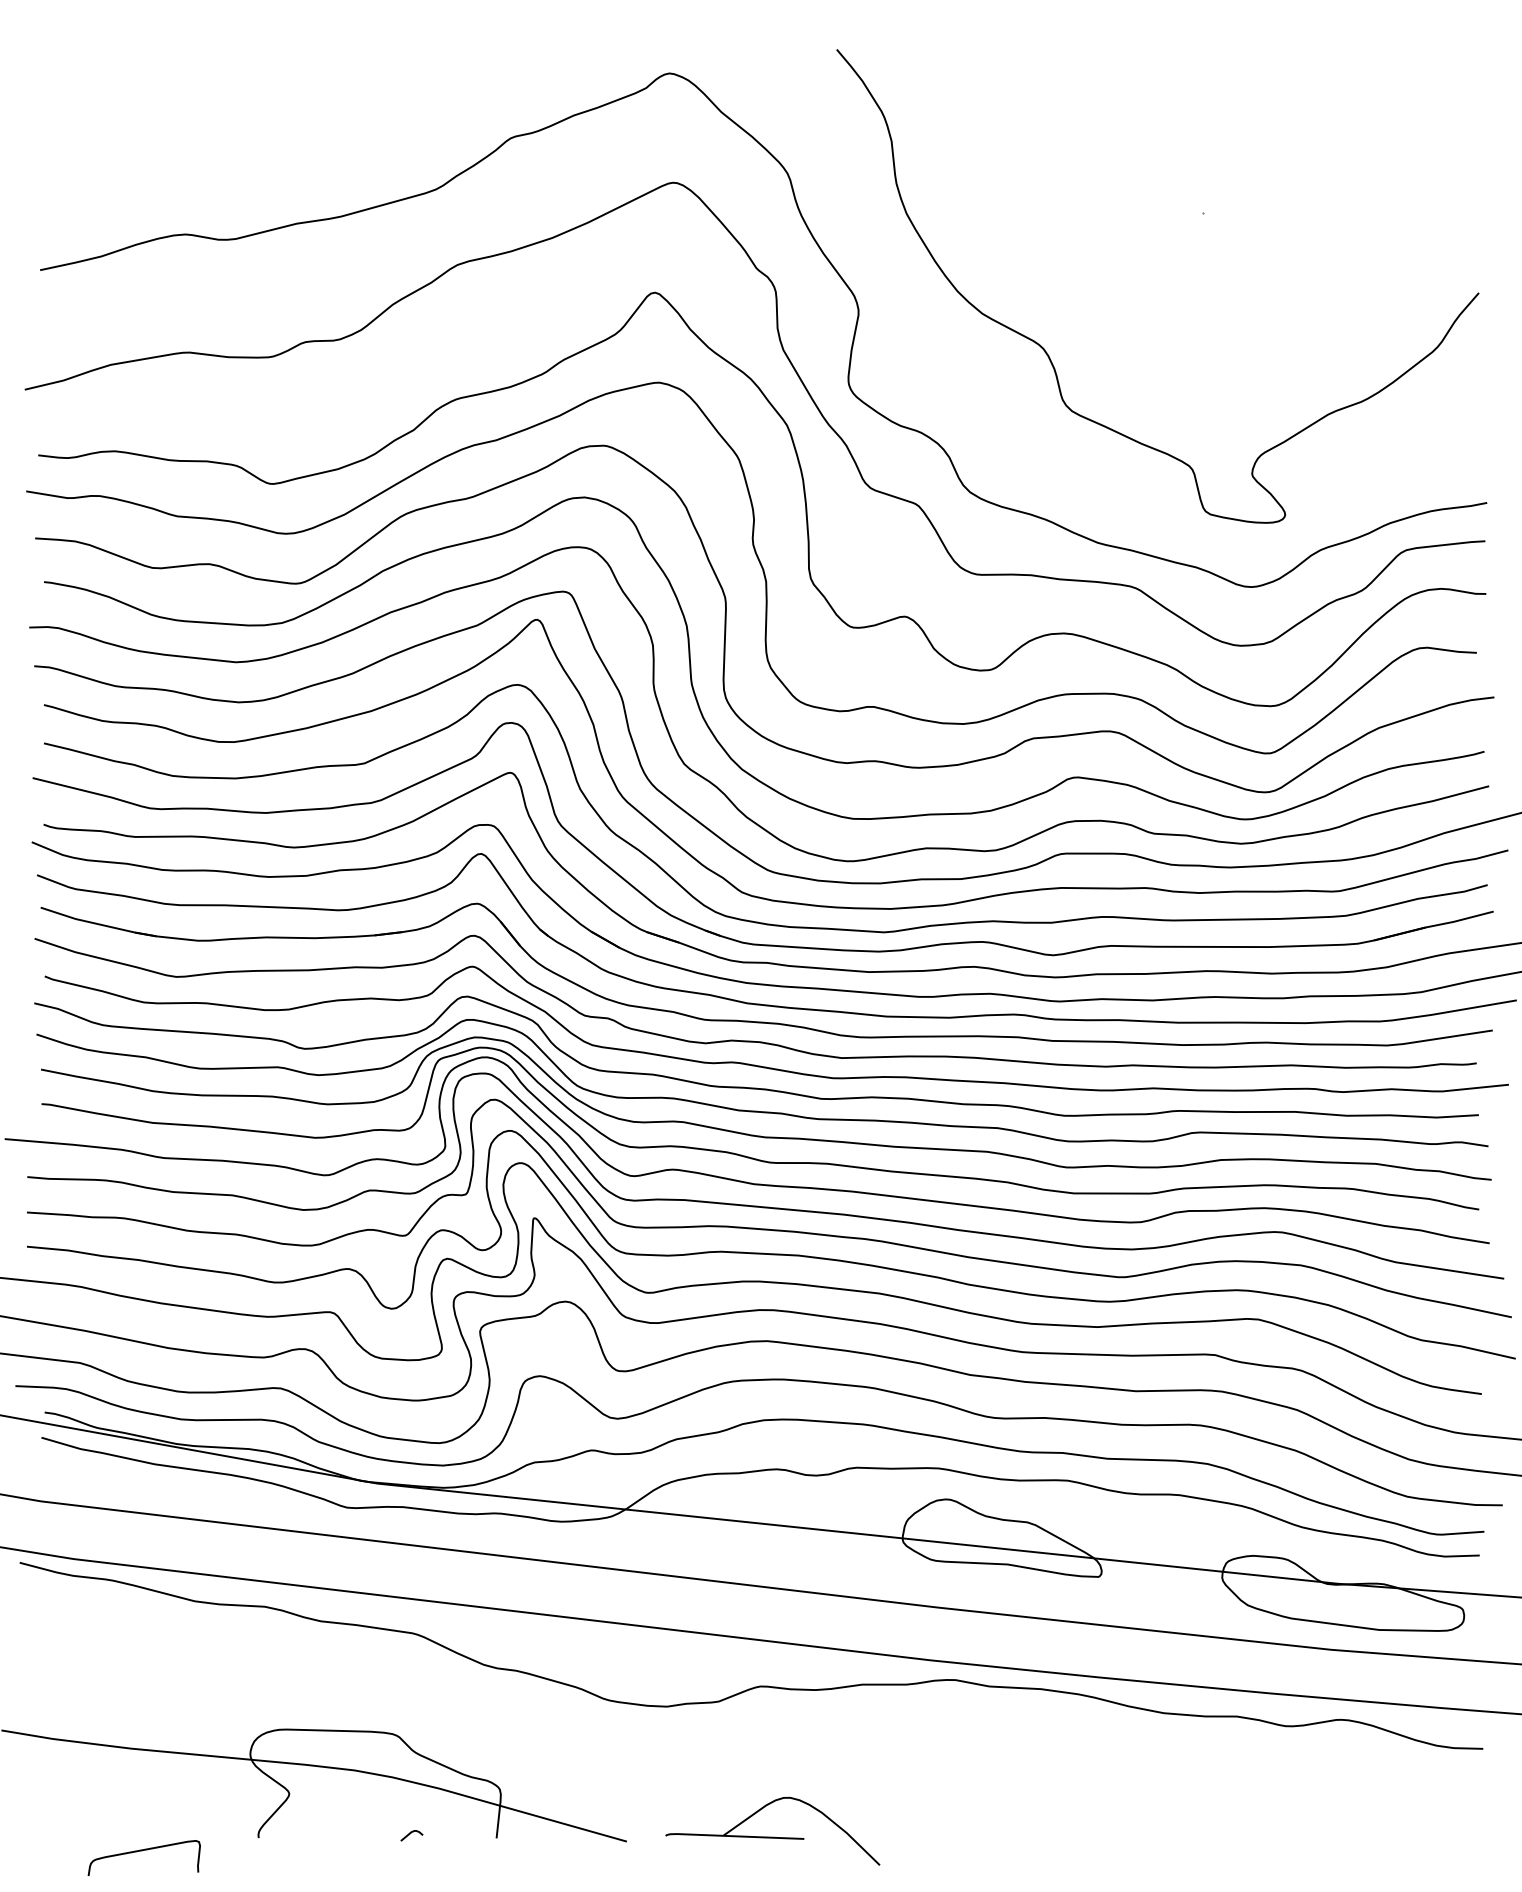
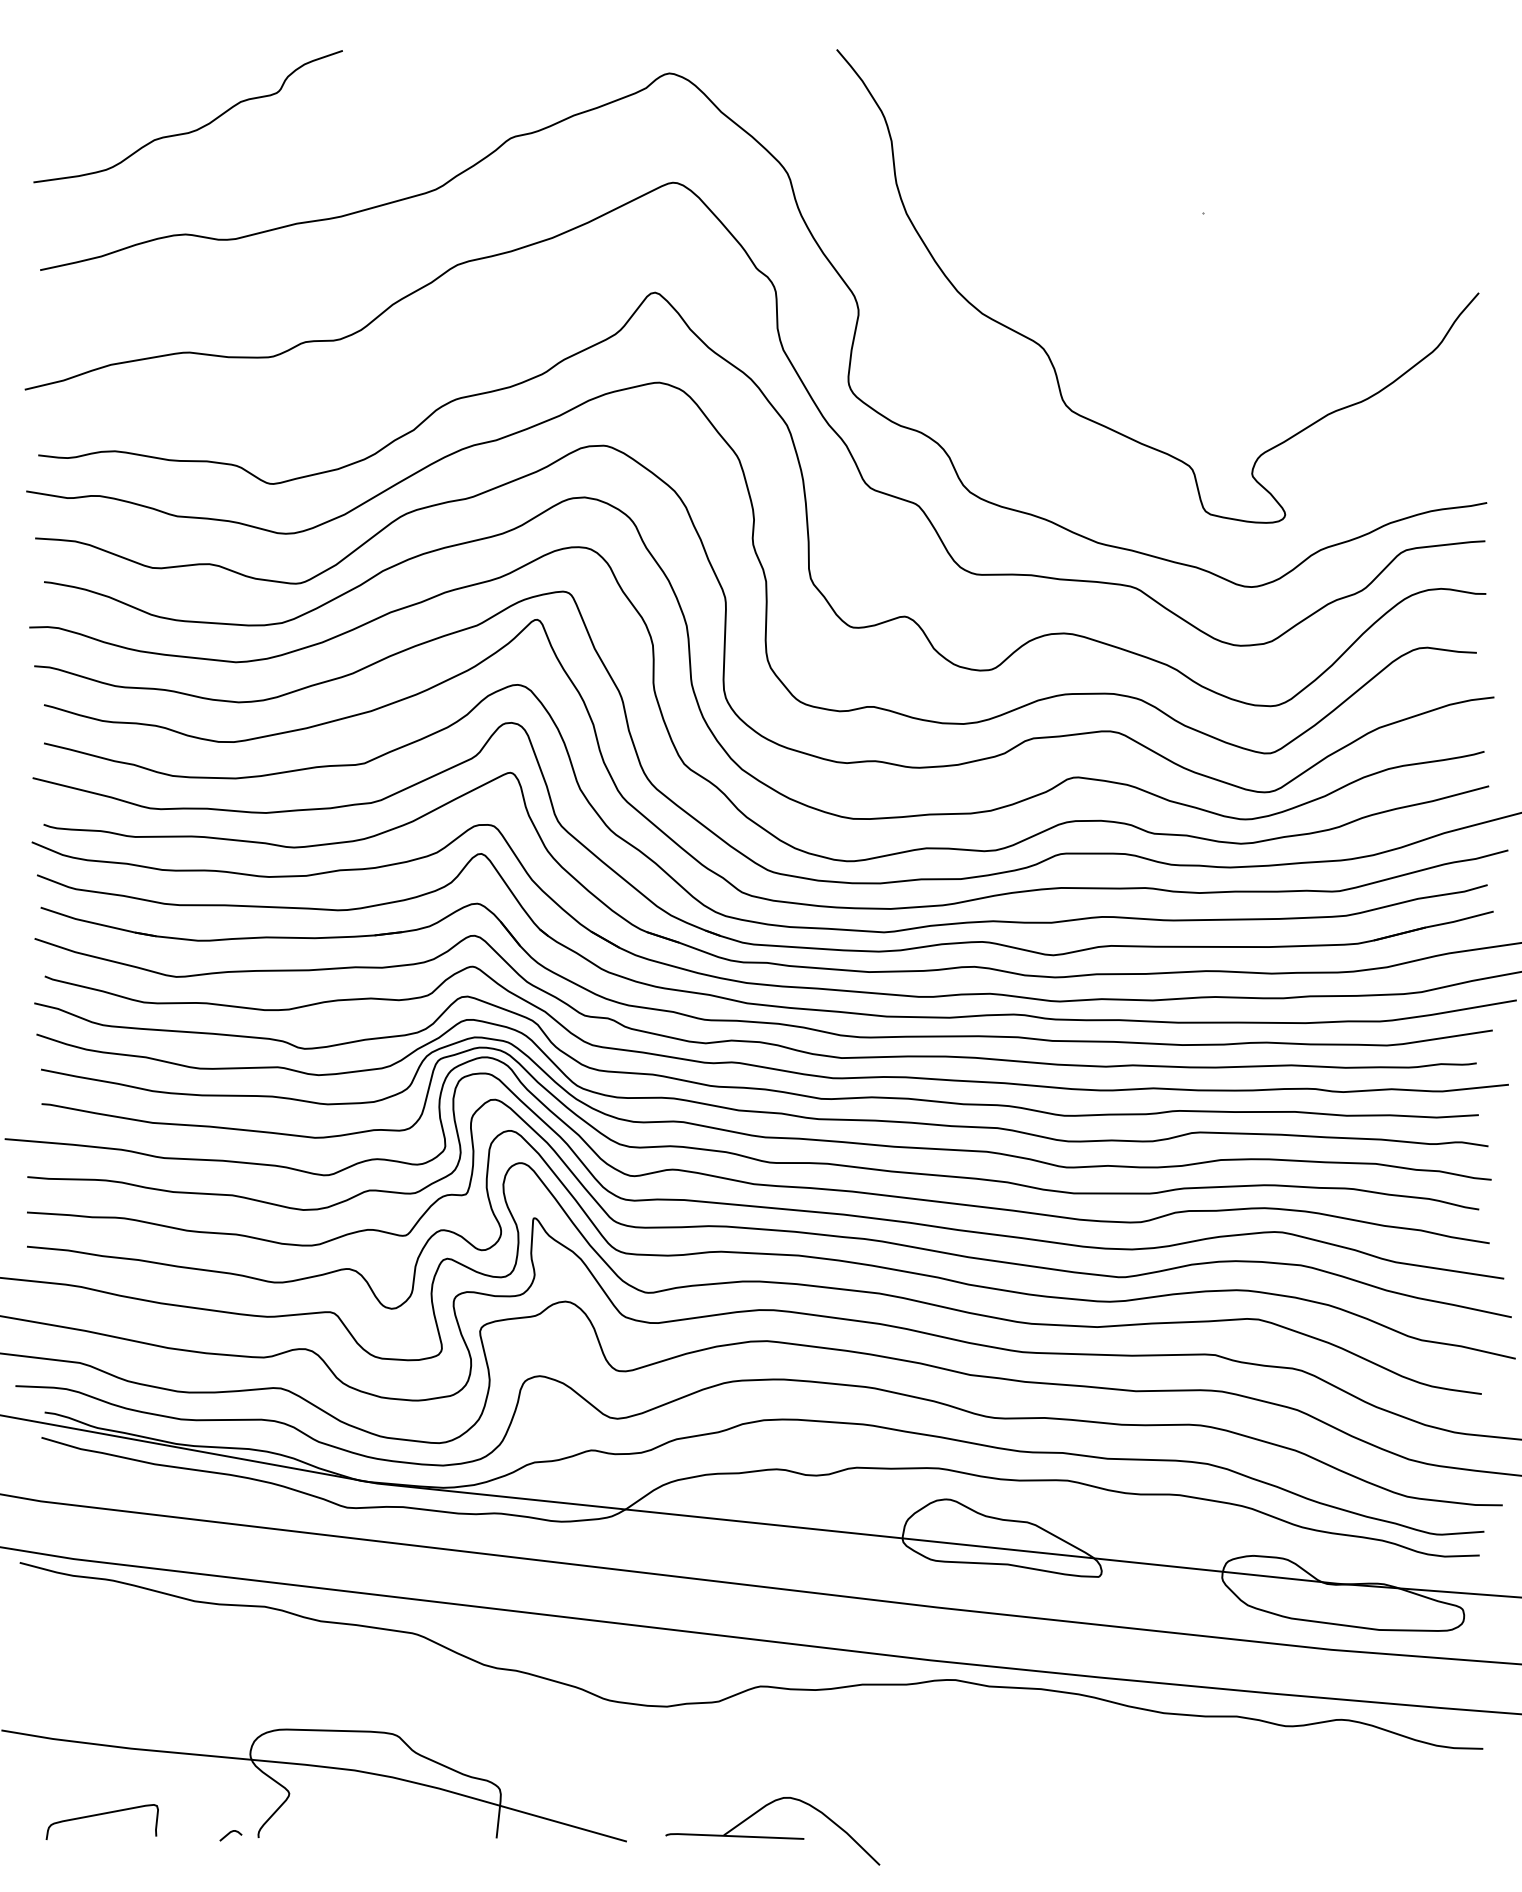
curve: none -> present (192, 130)
curve position: (410, 1834) -> (229, 1834) (229, 1834)
curve position: (142, 1851) -> (100, 1815) (100, 1815)
